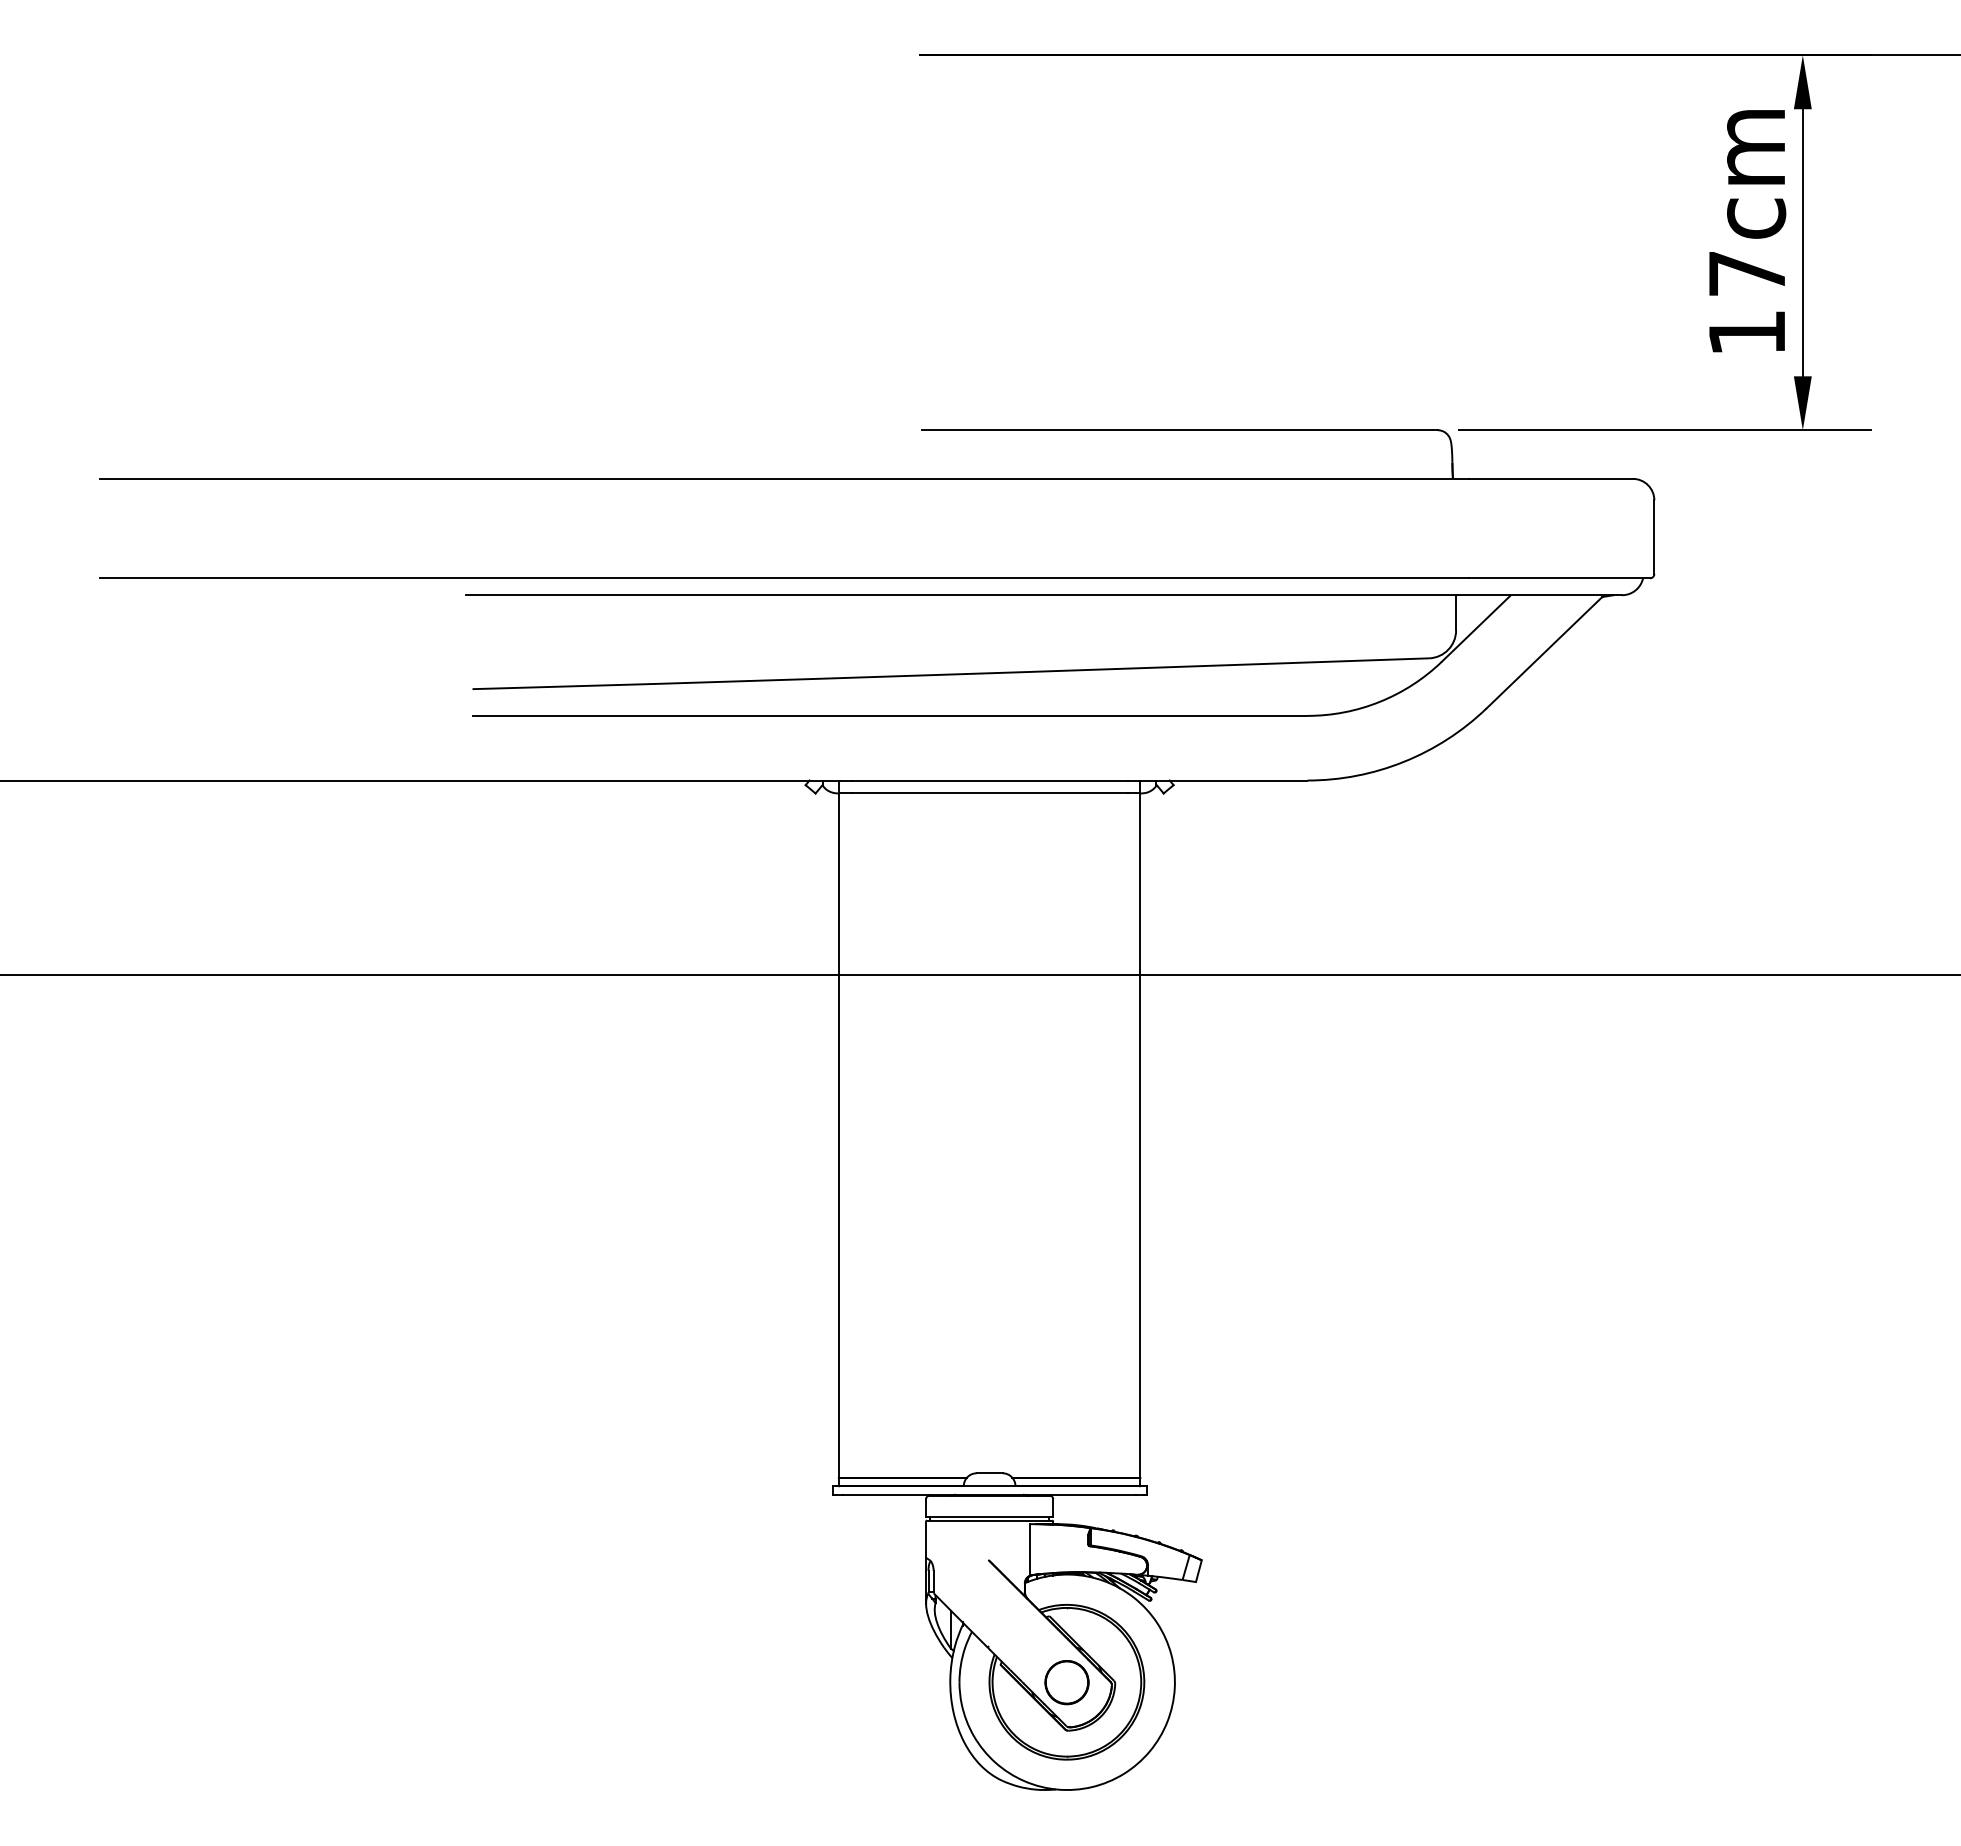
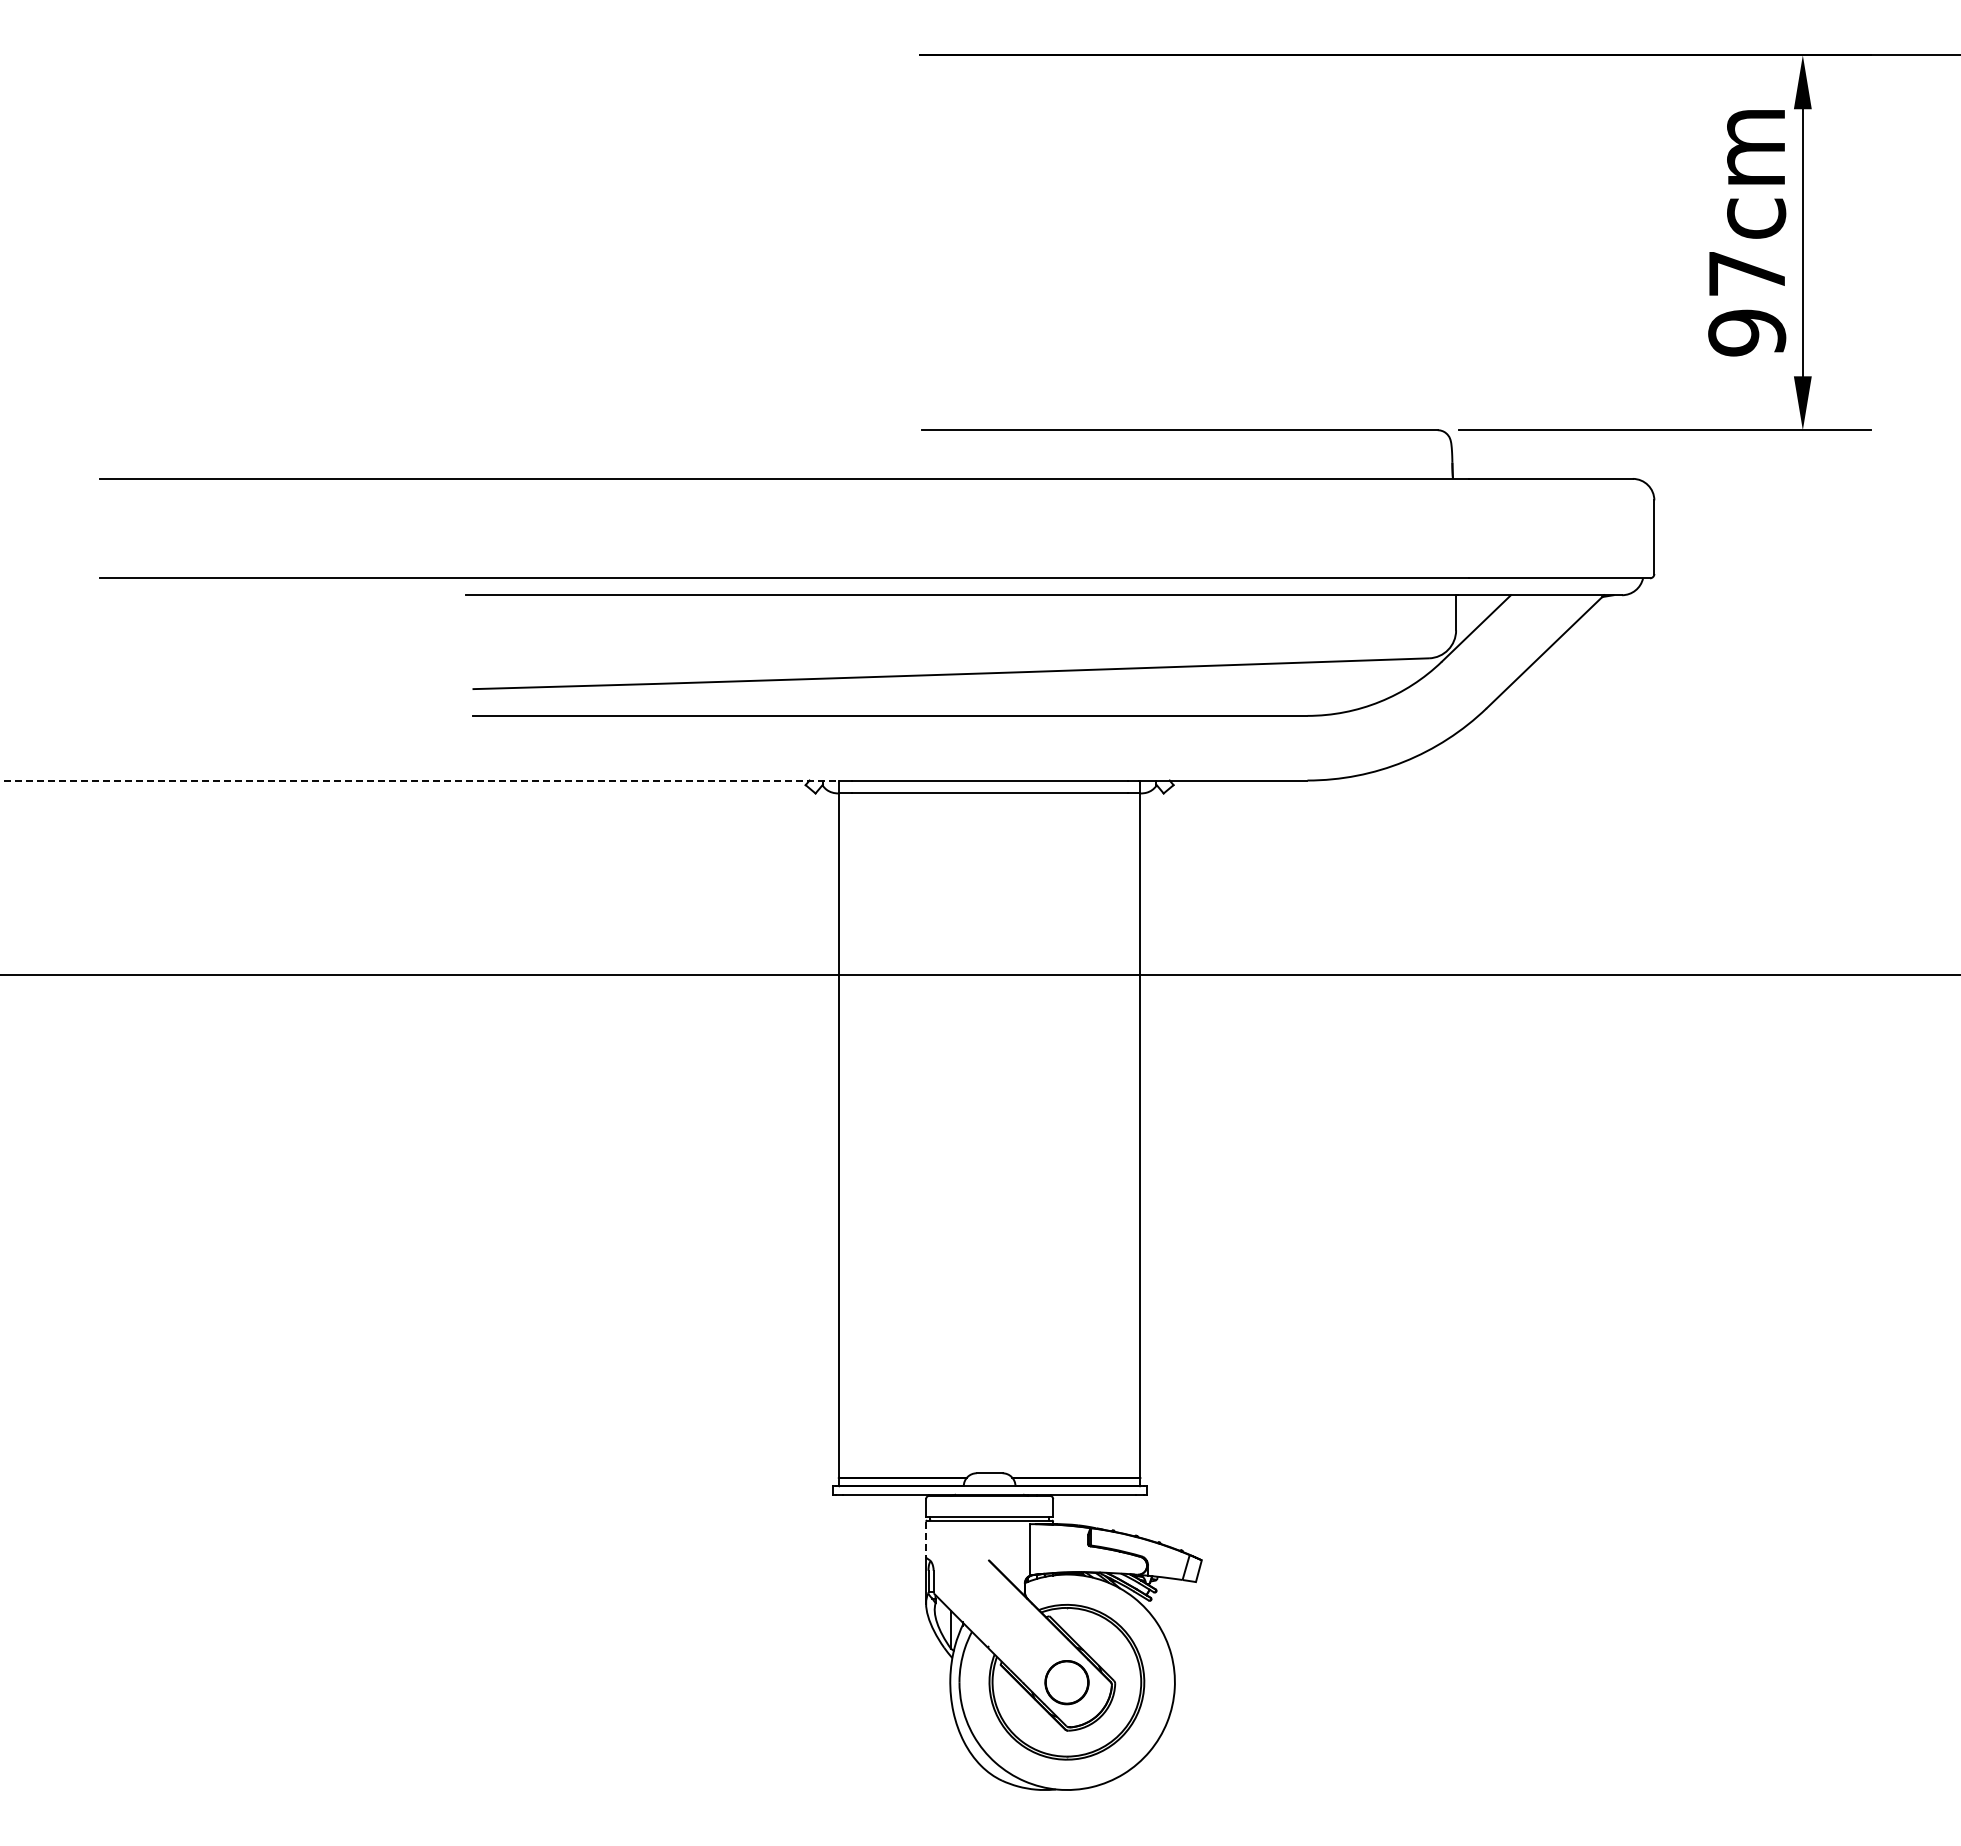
text: 17cm -> 97cm (1747, 332)
line: solid -> dashed (420, 780)
line: solid -> dashed (926, 1540)
